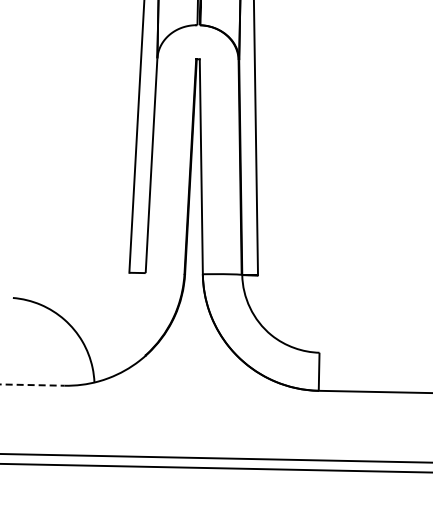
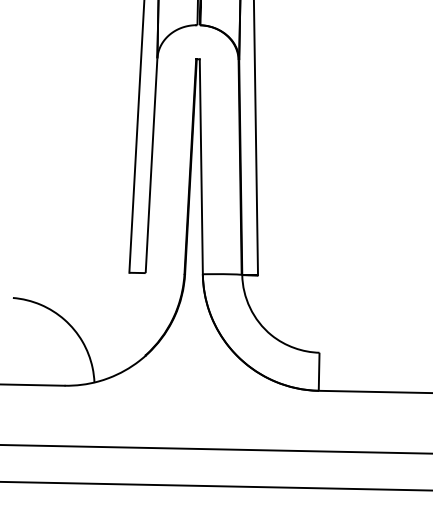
line: dashed -> solid (32, 385)
line position: (215, 458) -> (215, 449) (215, 449)
line position: (215, 467) -> (215, 485) (215, 485)
